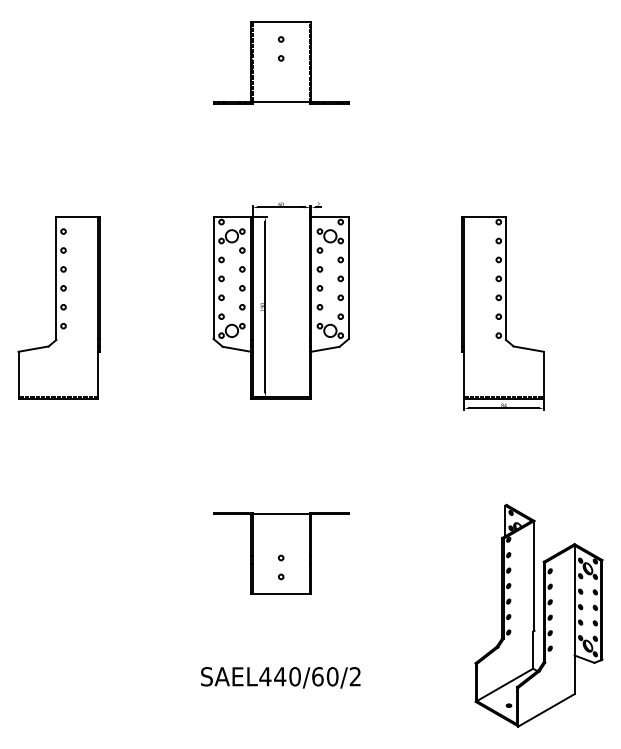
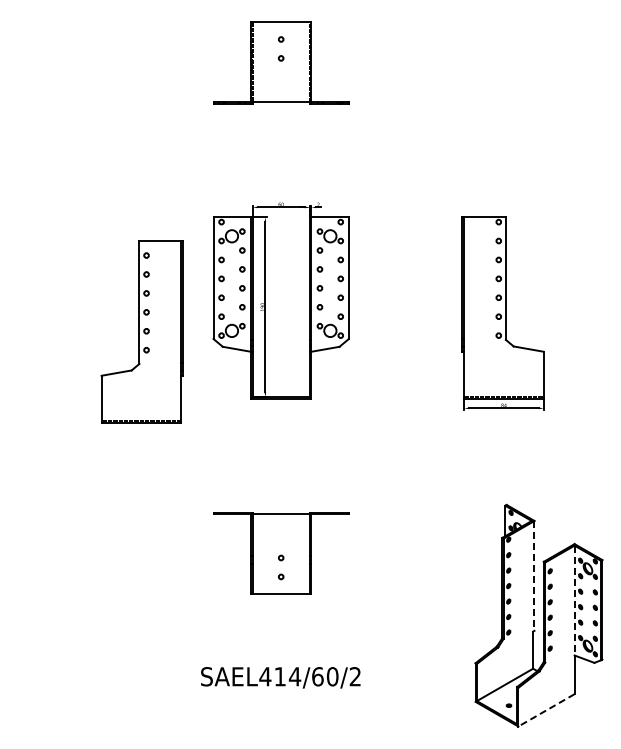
part position: (58, 307) -> (141, 331) (141, 331)
line: solid -> dashed (534, 575)
line: solid -> dashed (574, 600)
text: SAEL440/60/2 -> SAEL414/60/2 (287, 676)
line: solid -> dashed (546, 710)
